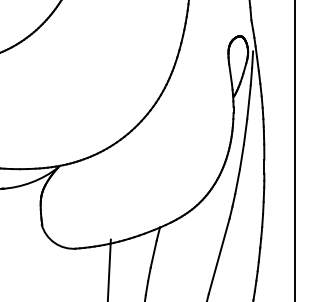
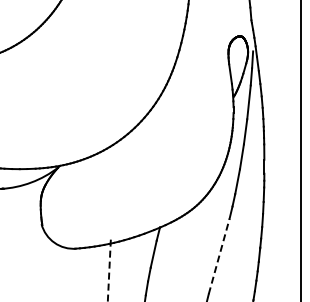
line position: (294, 150) -> (300, 150) (300, 150)
line: solid -> dashed (219, 256)
line: solid -> dashed (109, 270)
